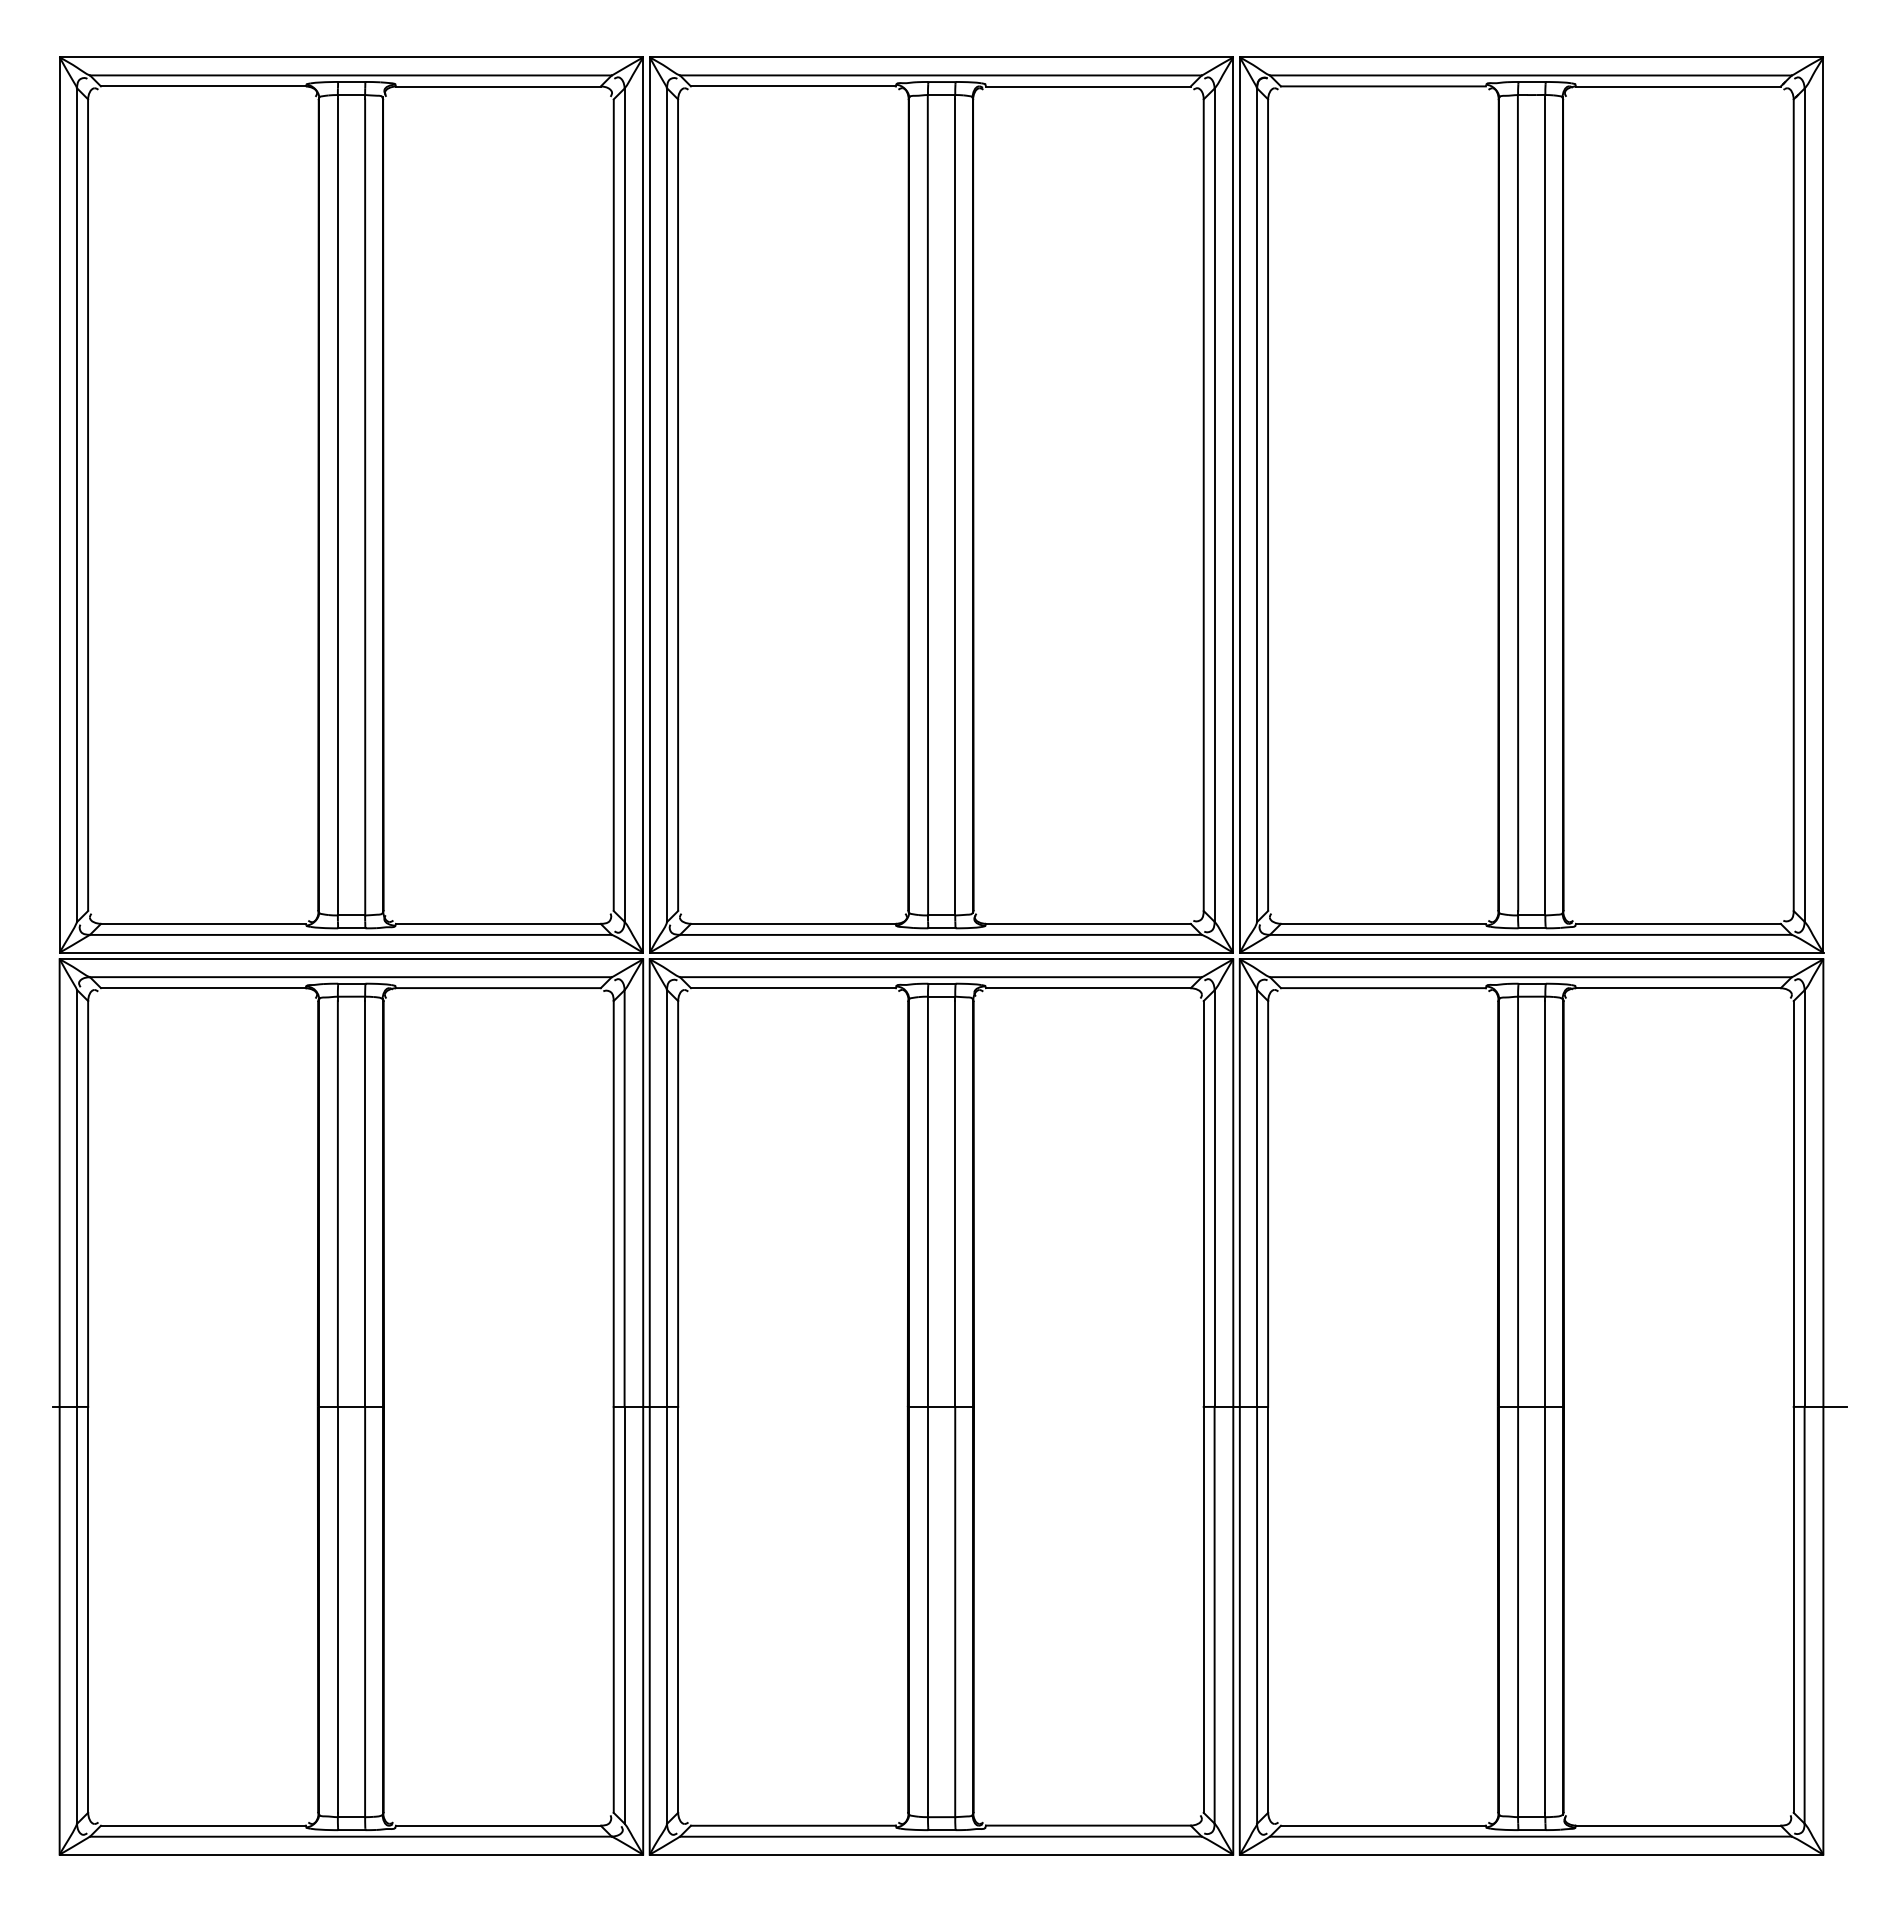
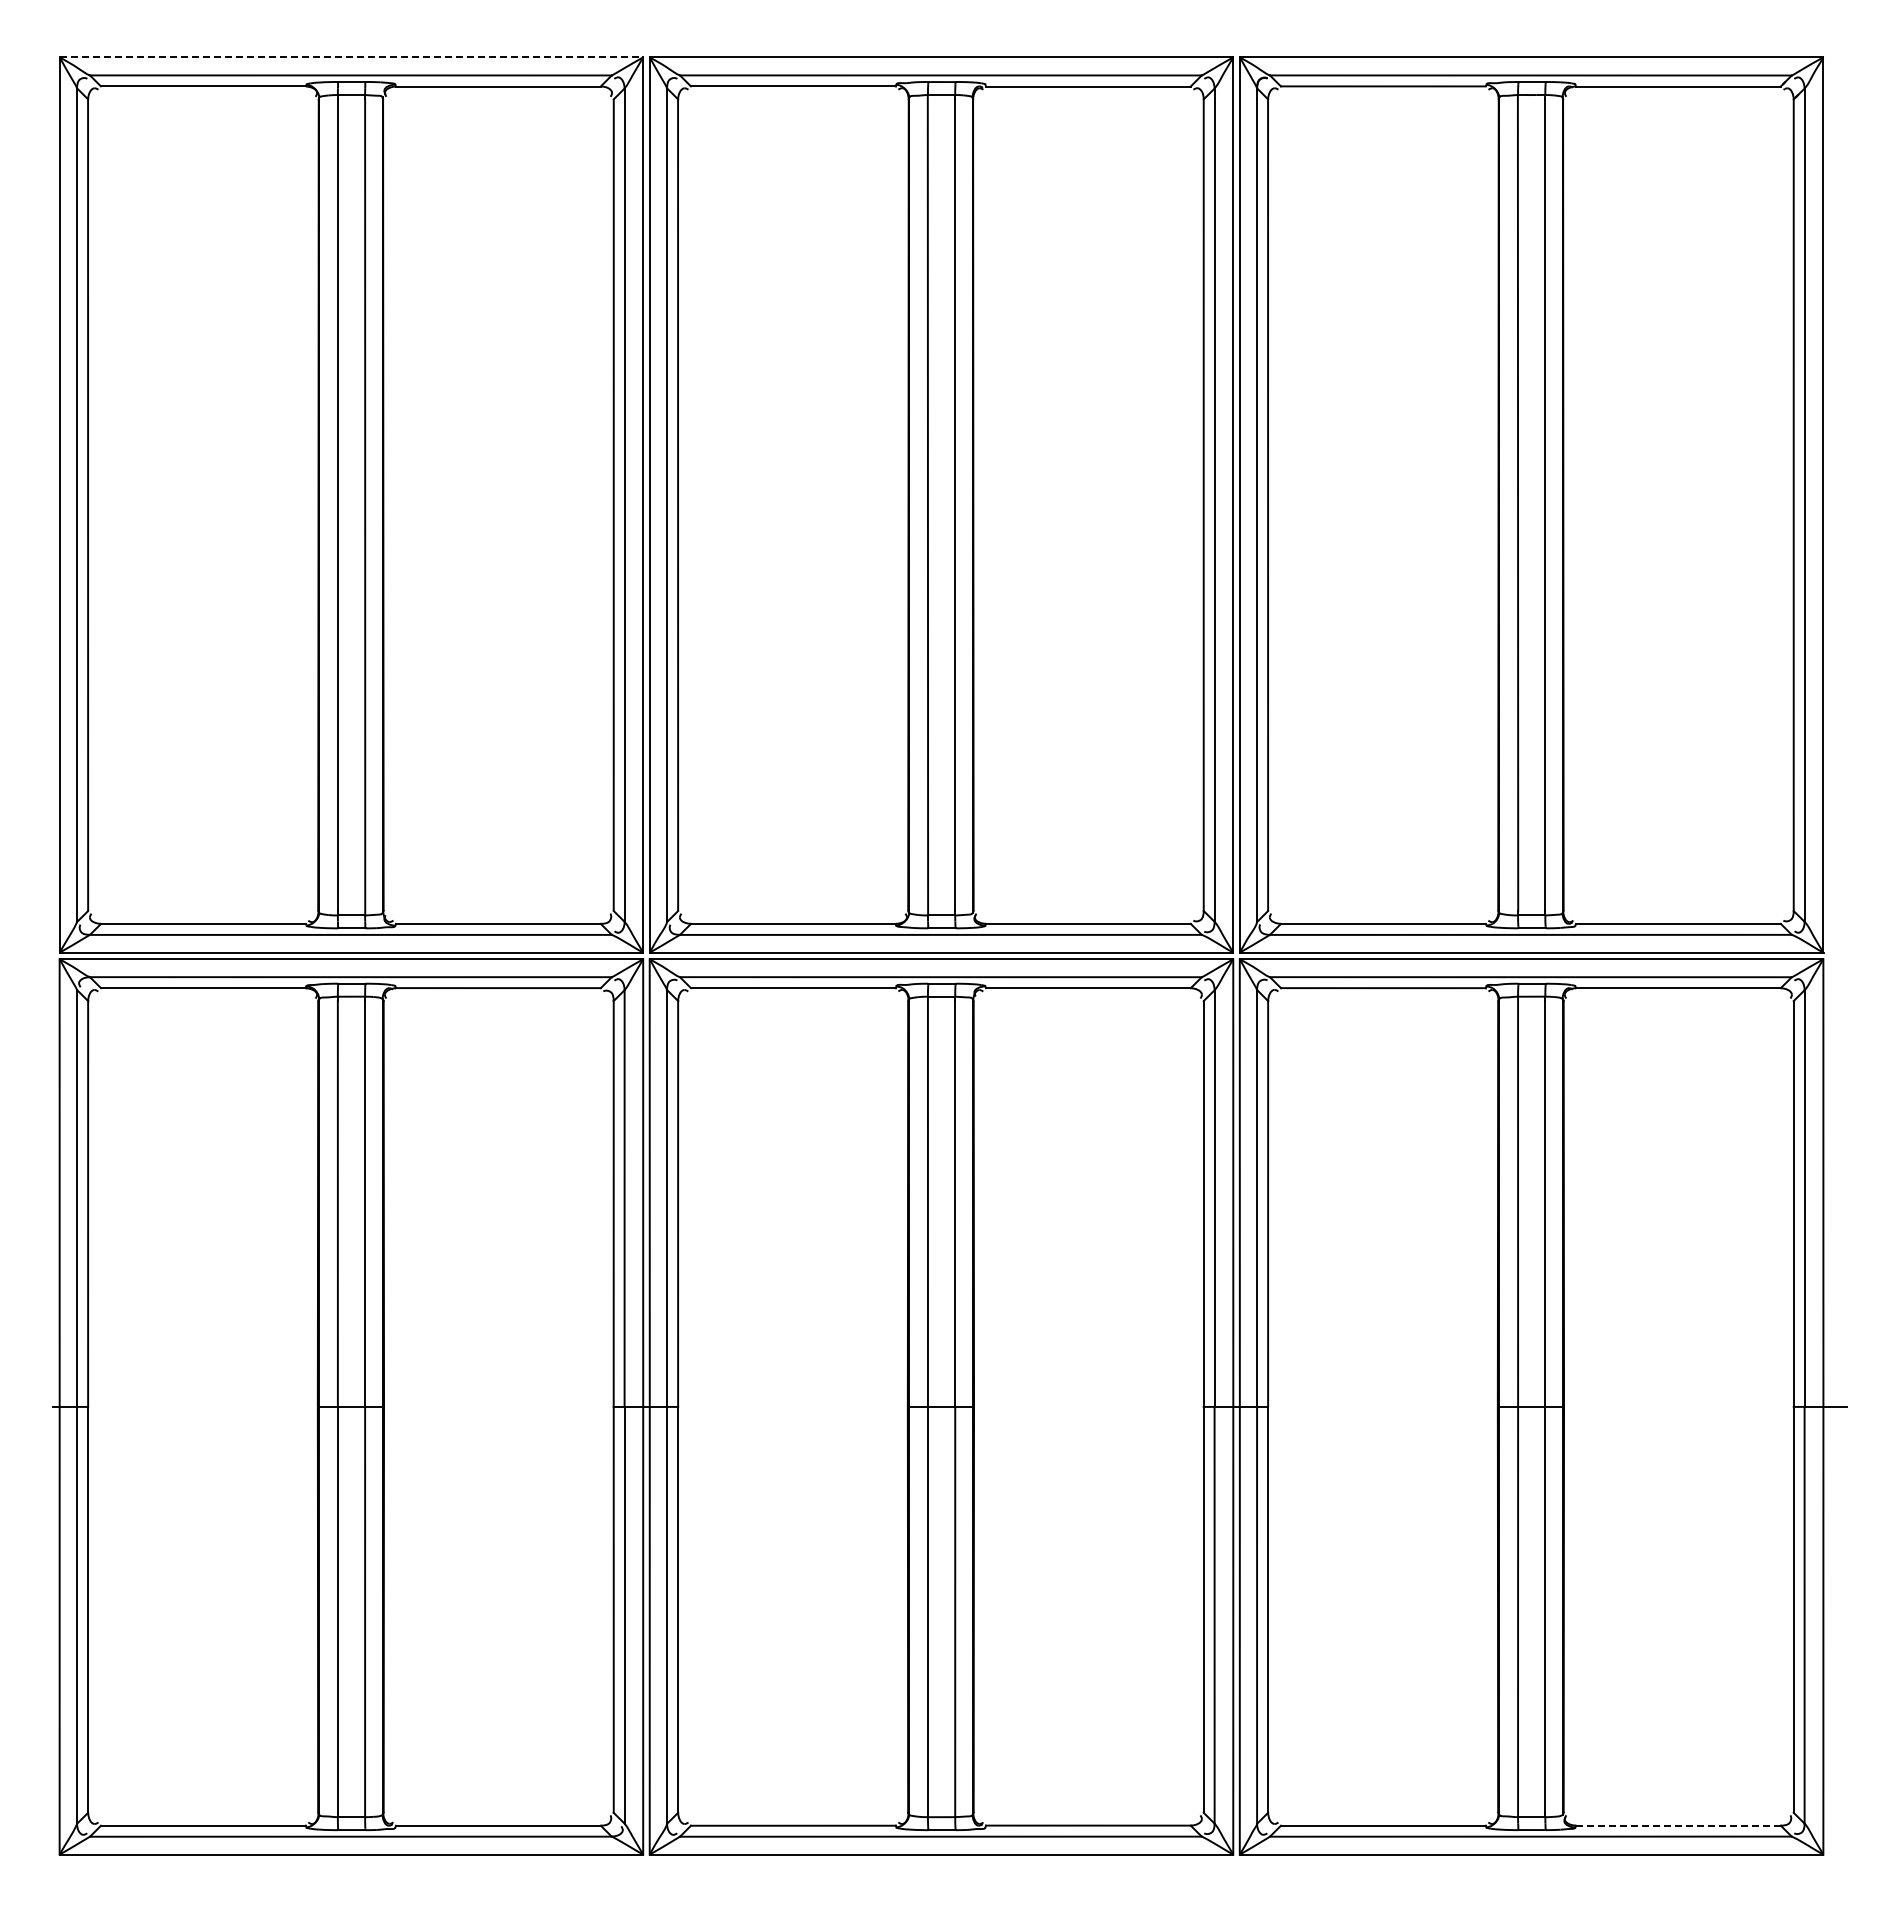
line: solid -> dashed (351, 57)
line: solid -> dashed (1677, 1825)
